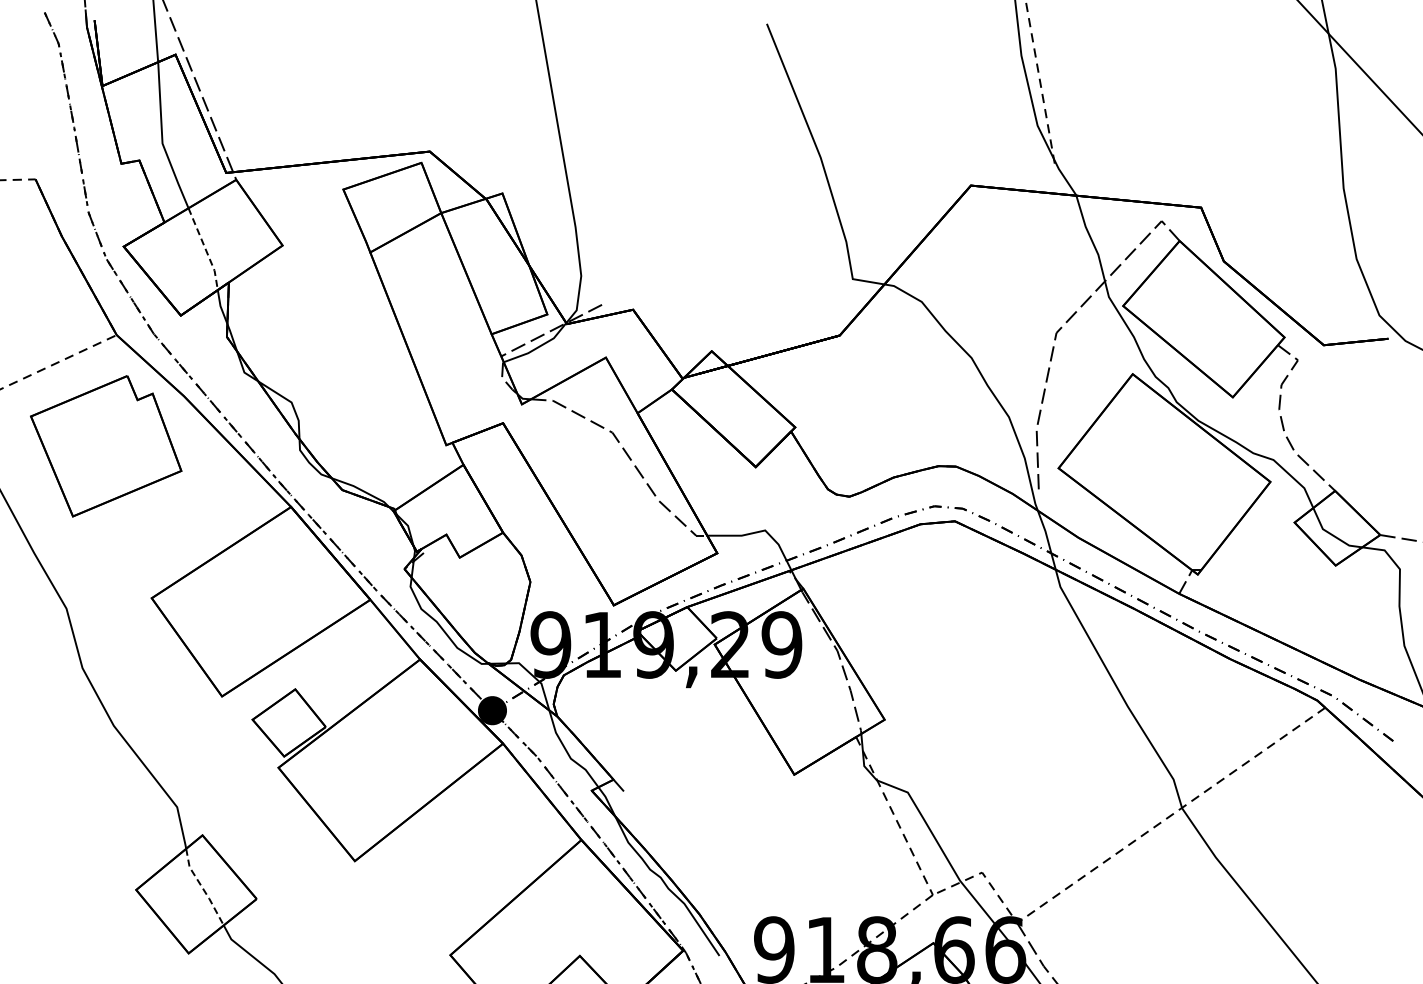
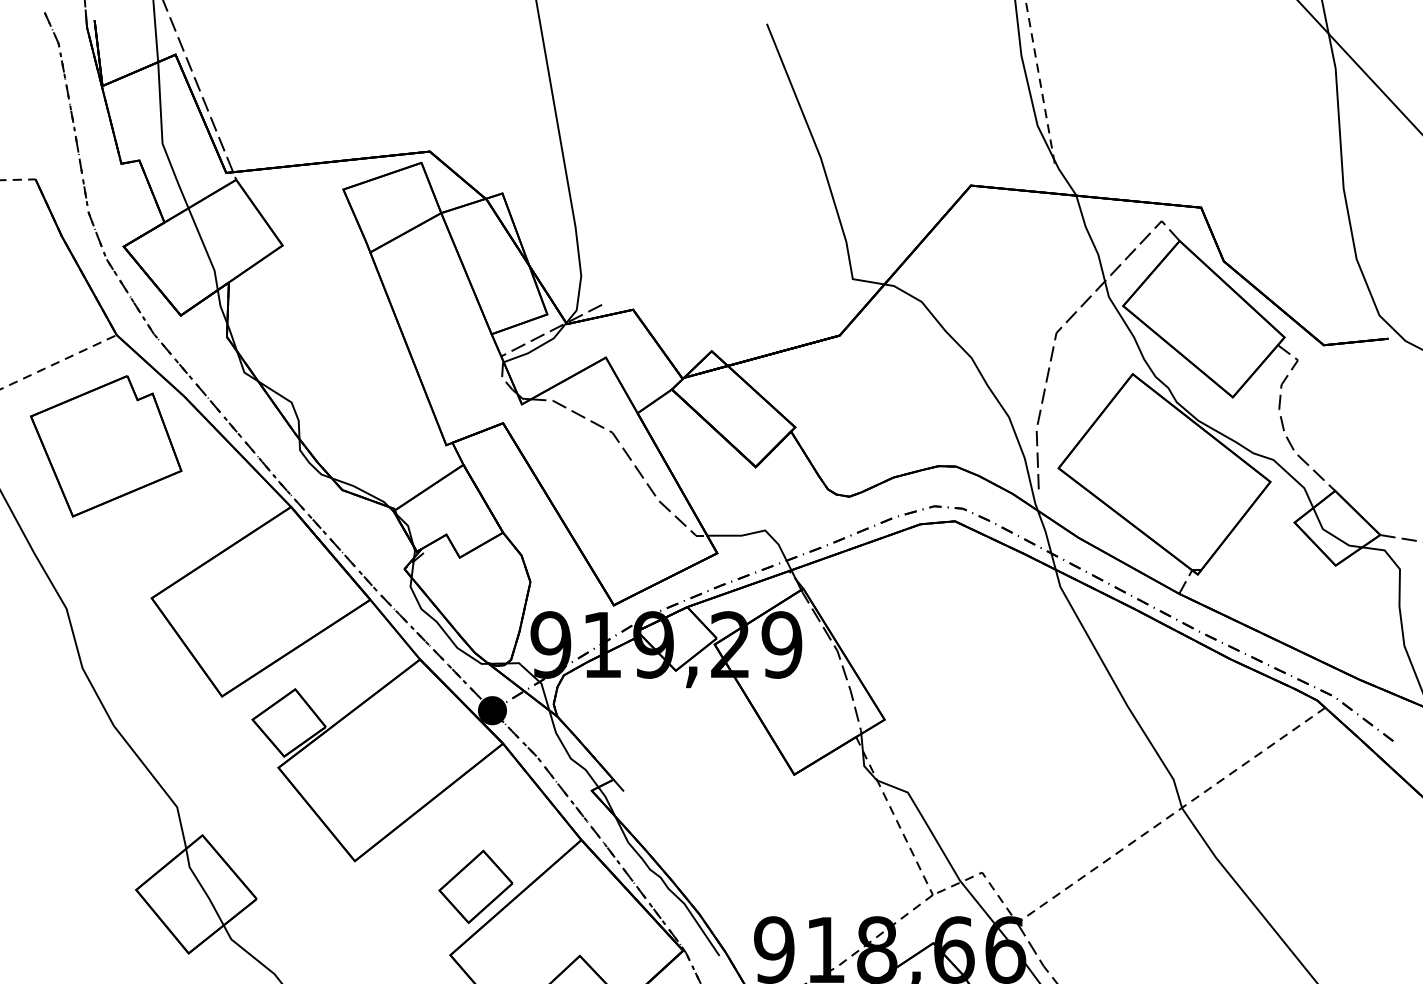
line: dashed -> solid (205, 249)
part: none -> present (475, 886)
line: dashed -> solid (202, 888)
